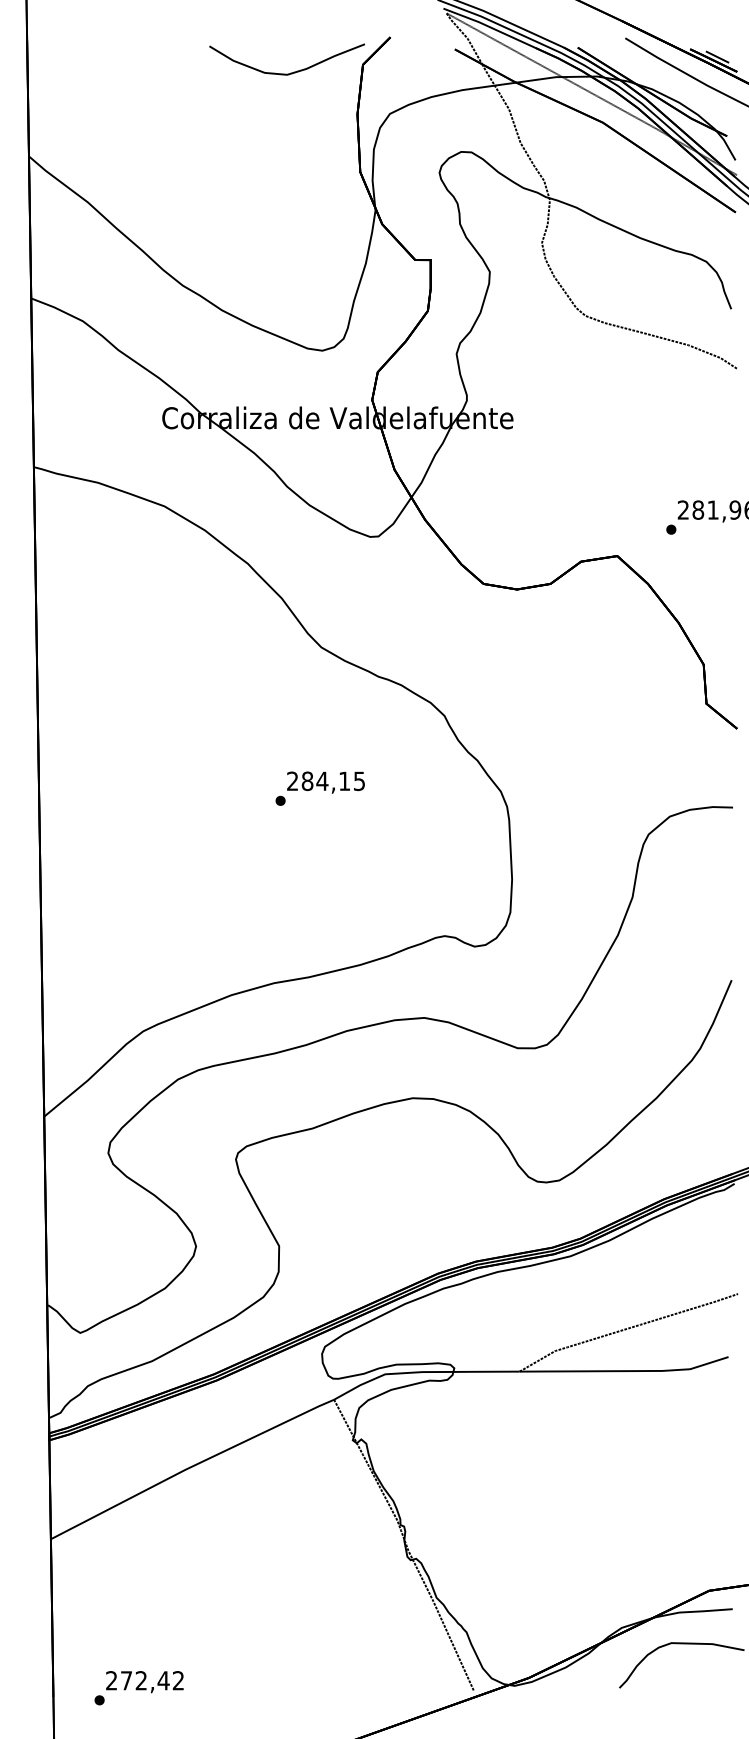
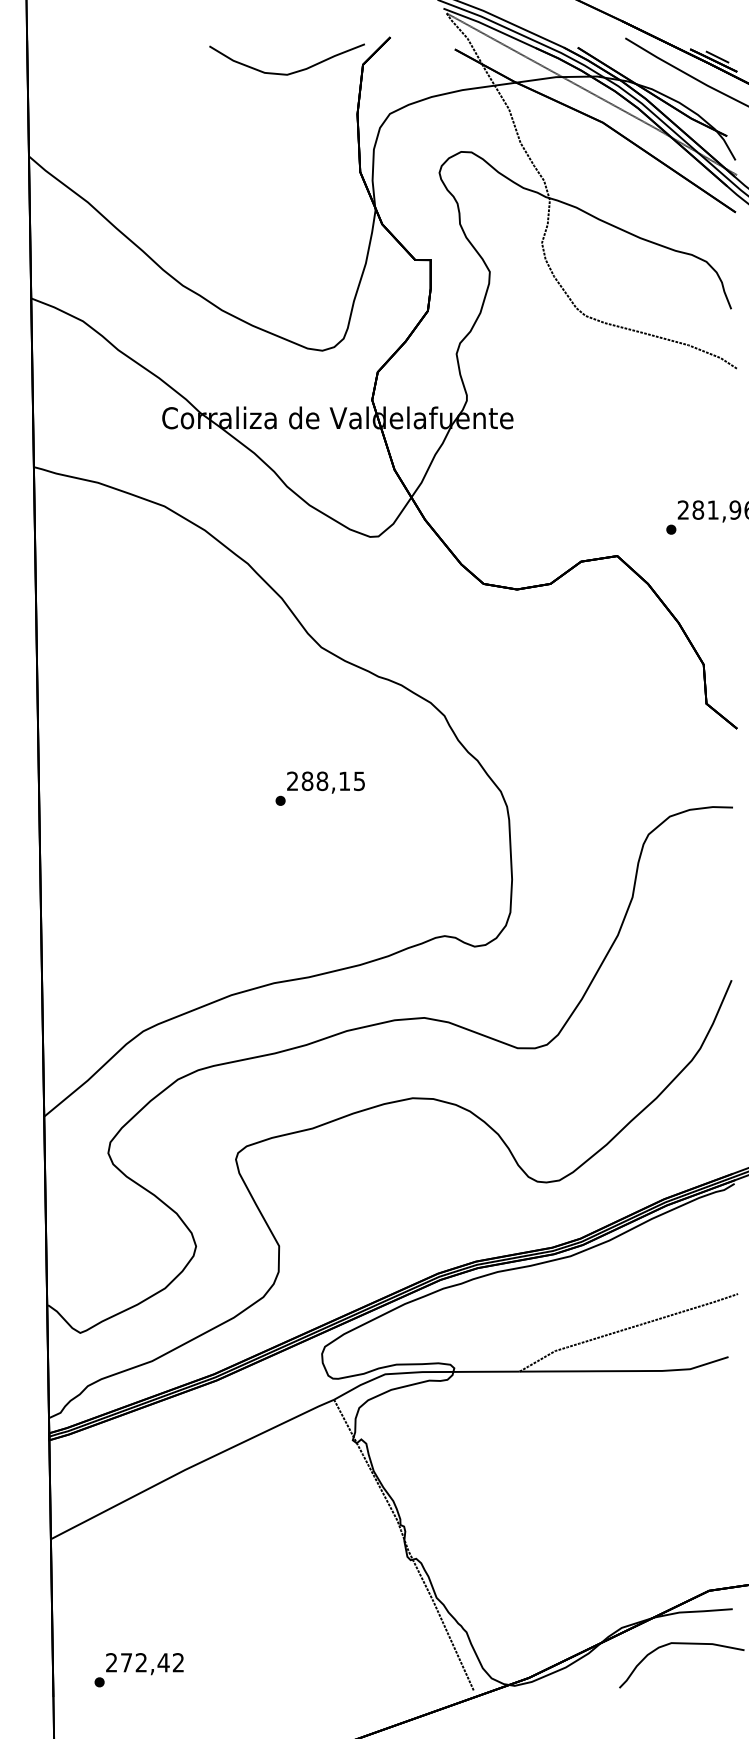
text: 284,15 -> 288,15 (322, 781)
text position: (138, 1688) -> (138, 1670) (138, 1670)
